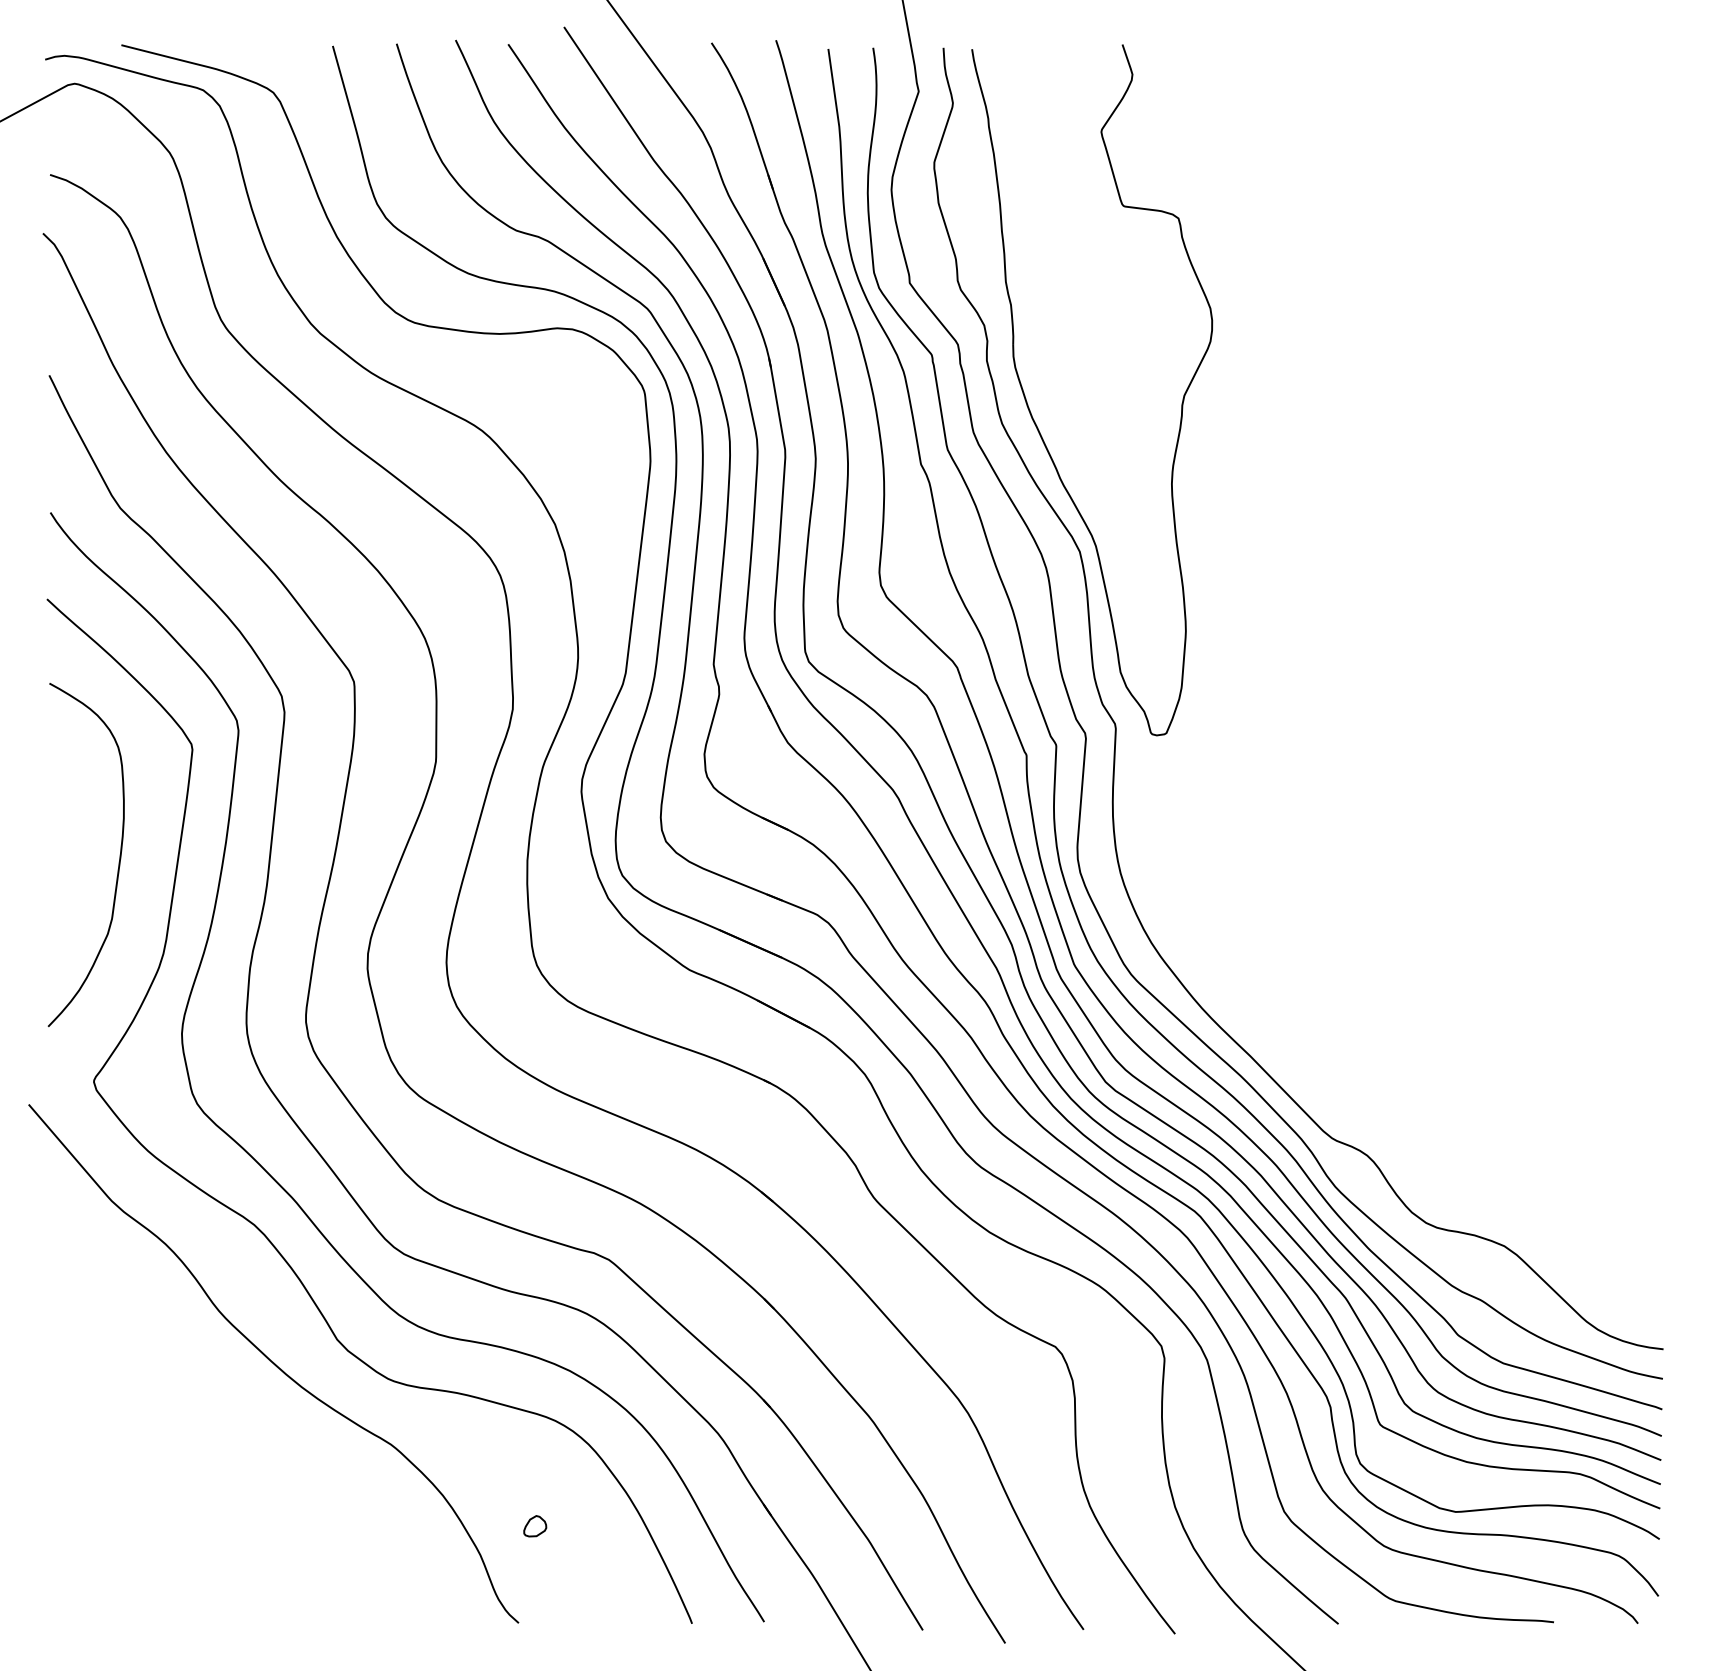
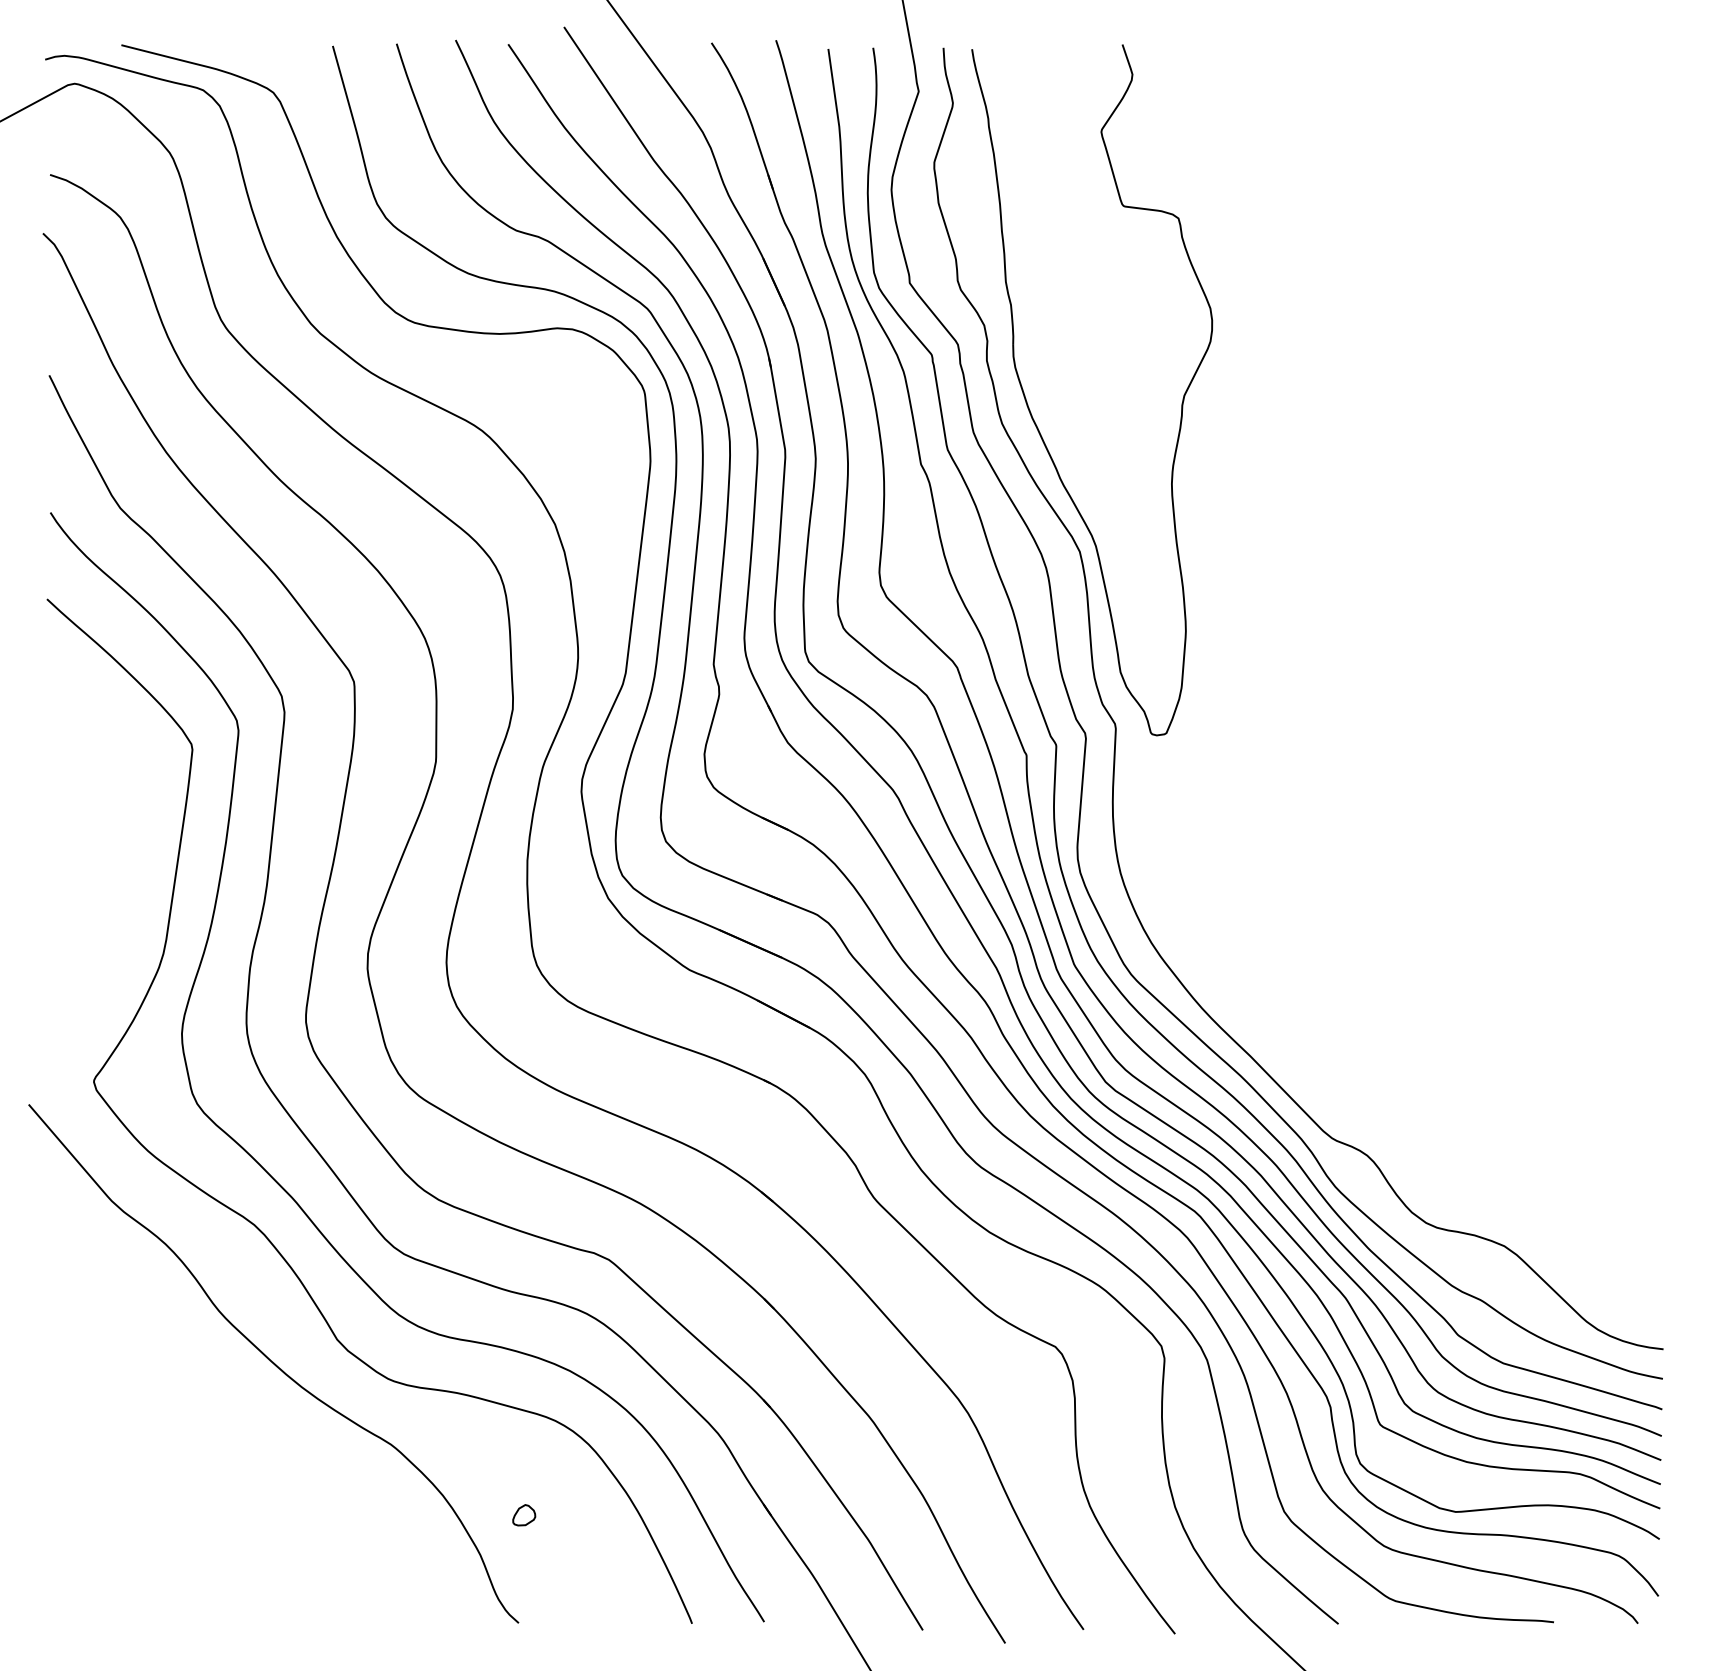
curve: present -> none (118, 862)
part position: (535, 1526) -> (524, 1515) (524, 1515)
